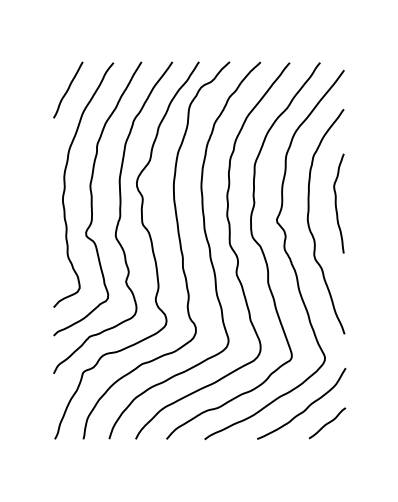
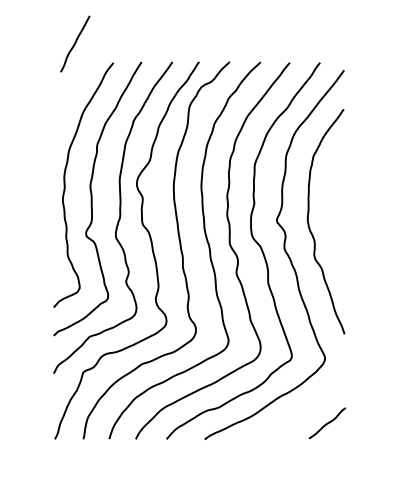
curve position: (68, 89) -> (75, 43) (75, 43)
curve: present -> none (336, 203)
curve: present -> none (306, 407)
